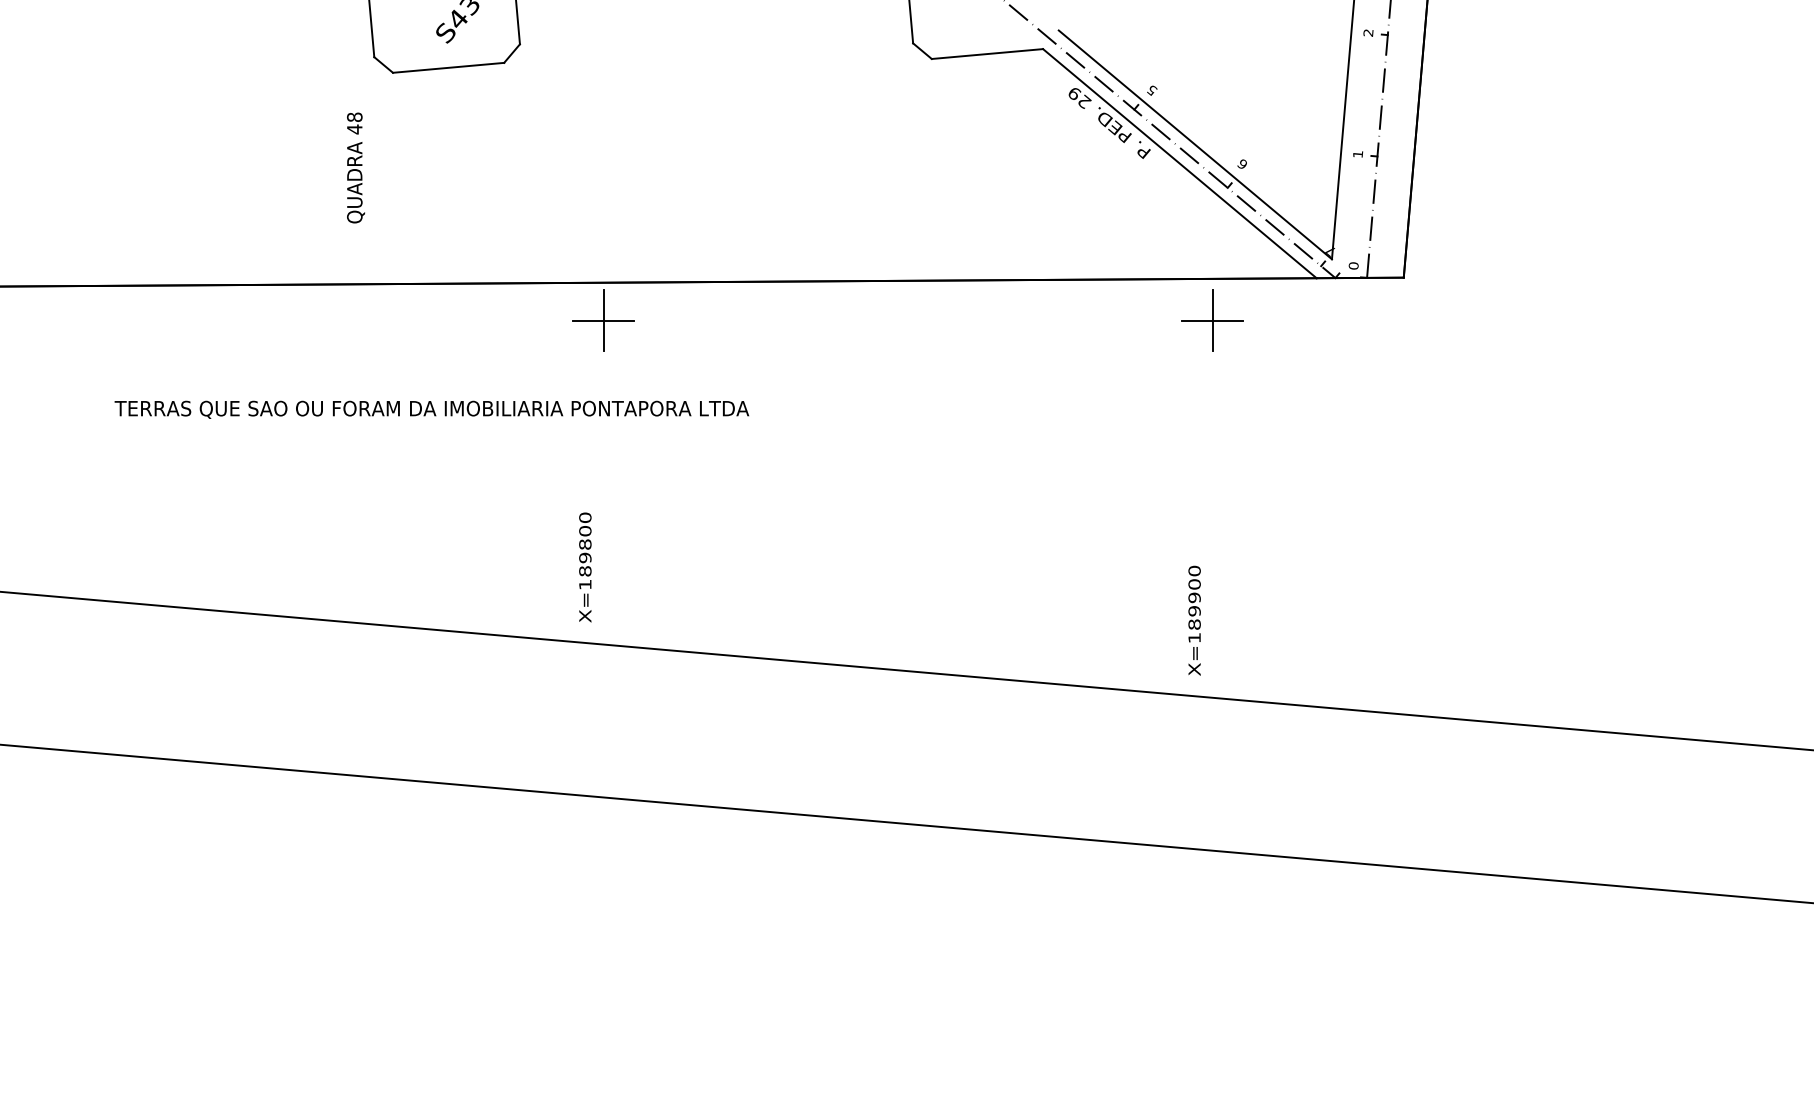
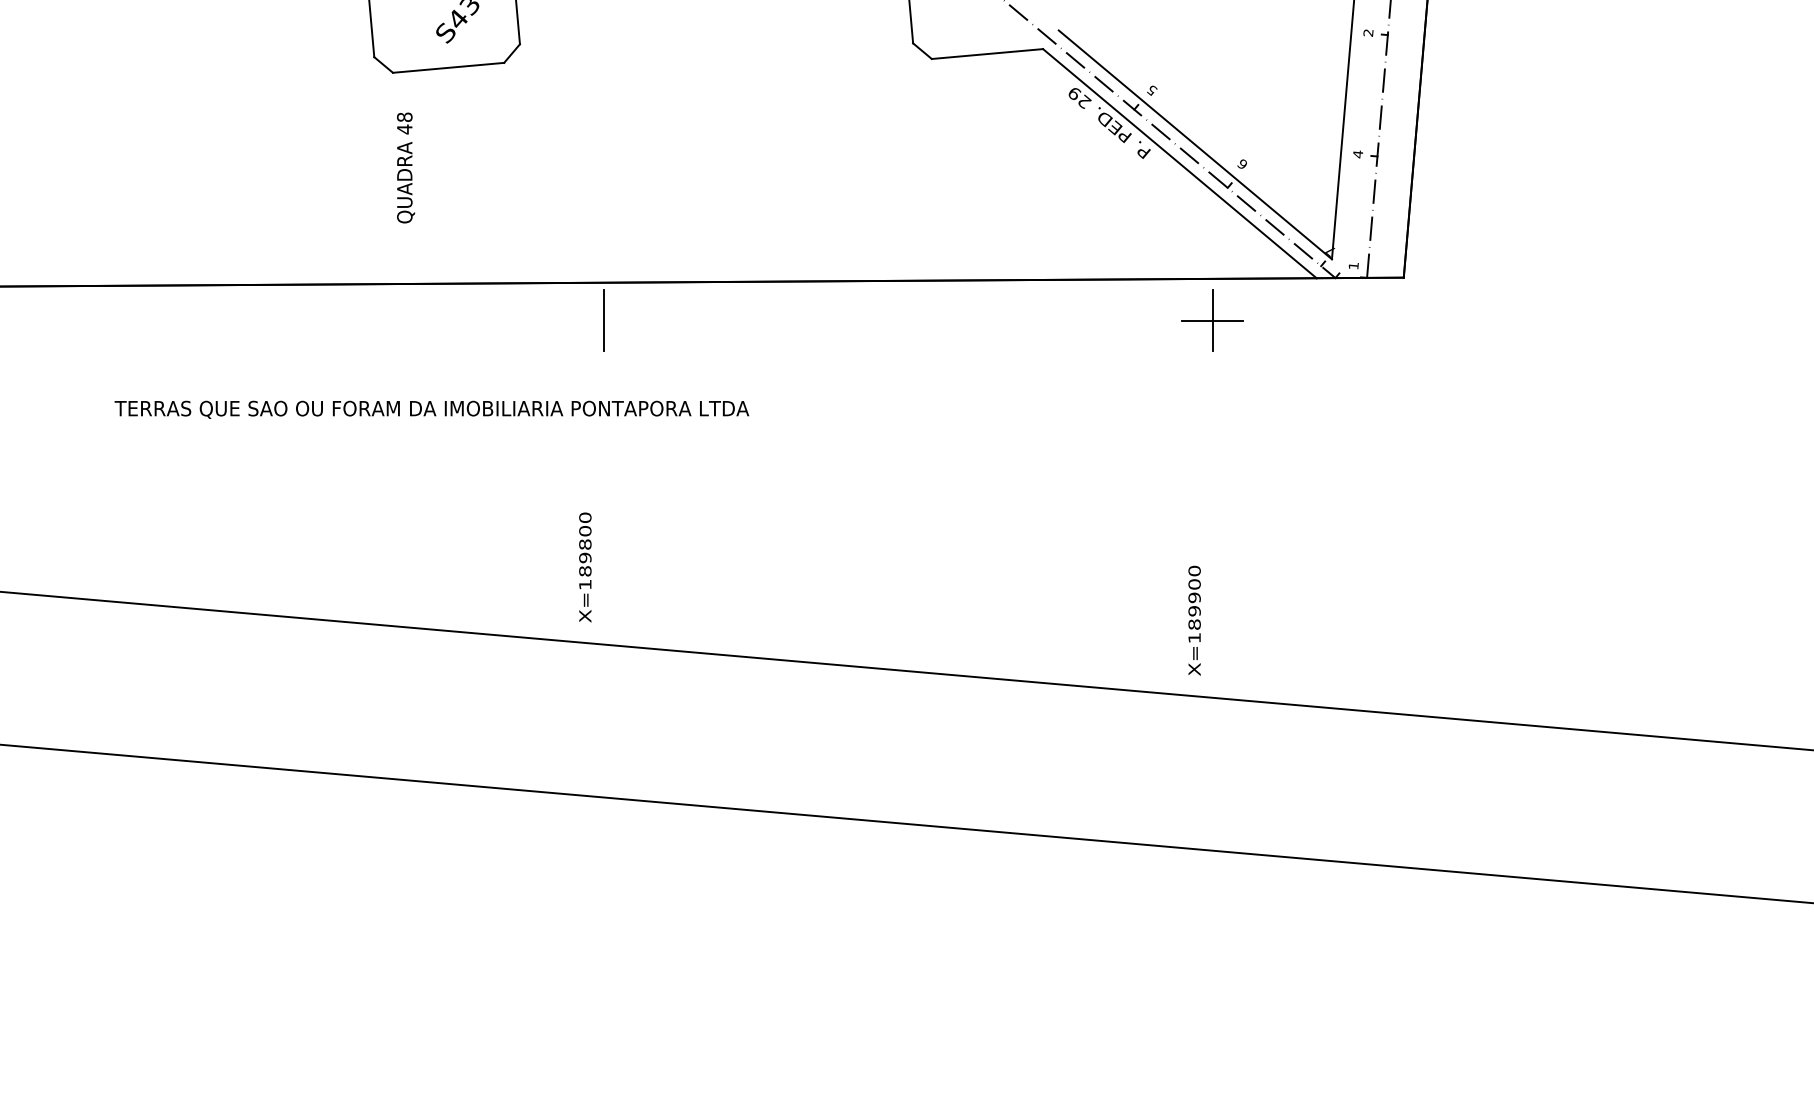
text: 1 -> 4 (1358, 154)
text position: (355, 167) -> (405, 167) (405, 167)
text: 0 -> 1 (1353, 265)
line: present -> none (603, 320)
